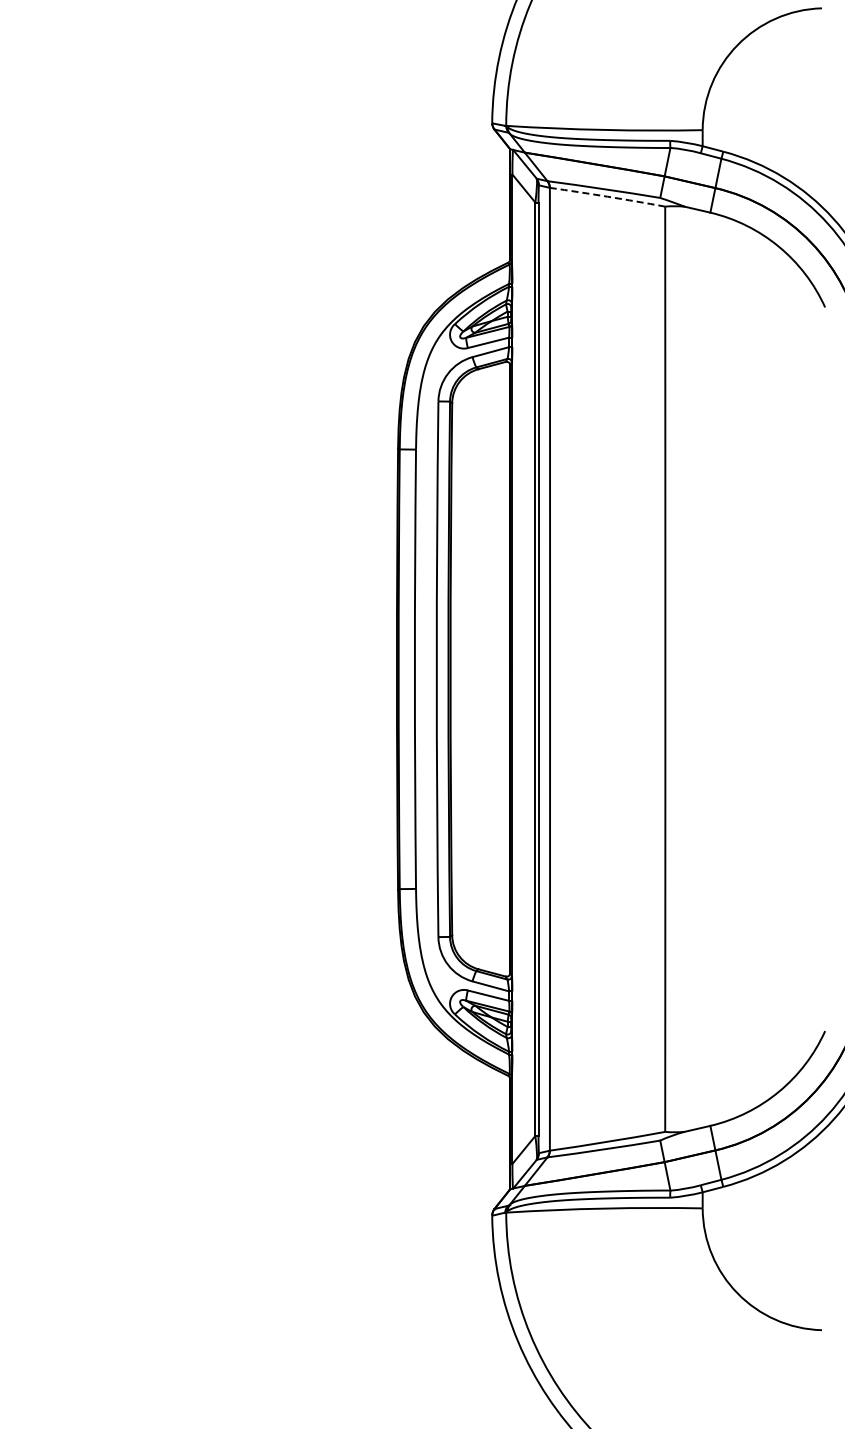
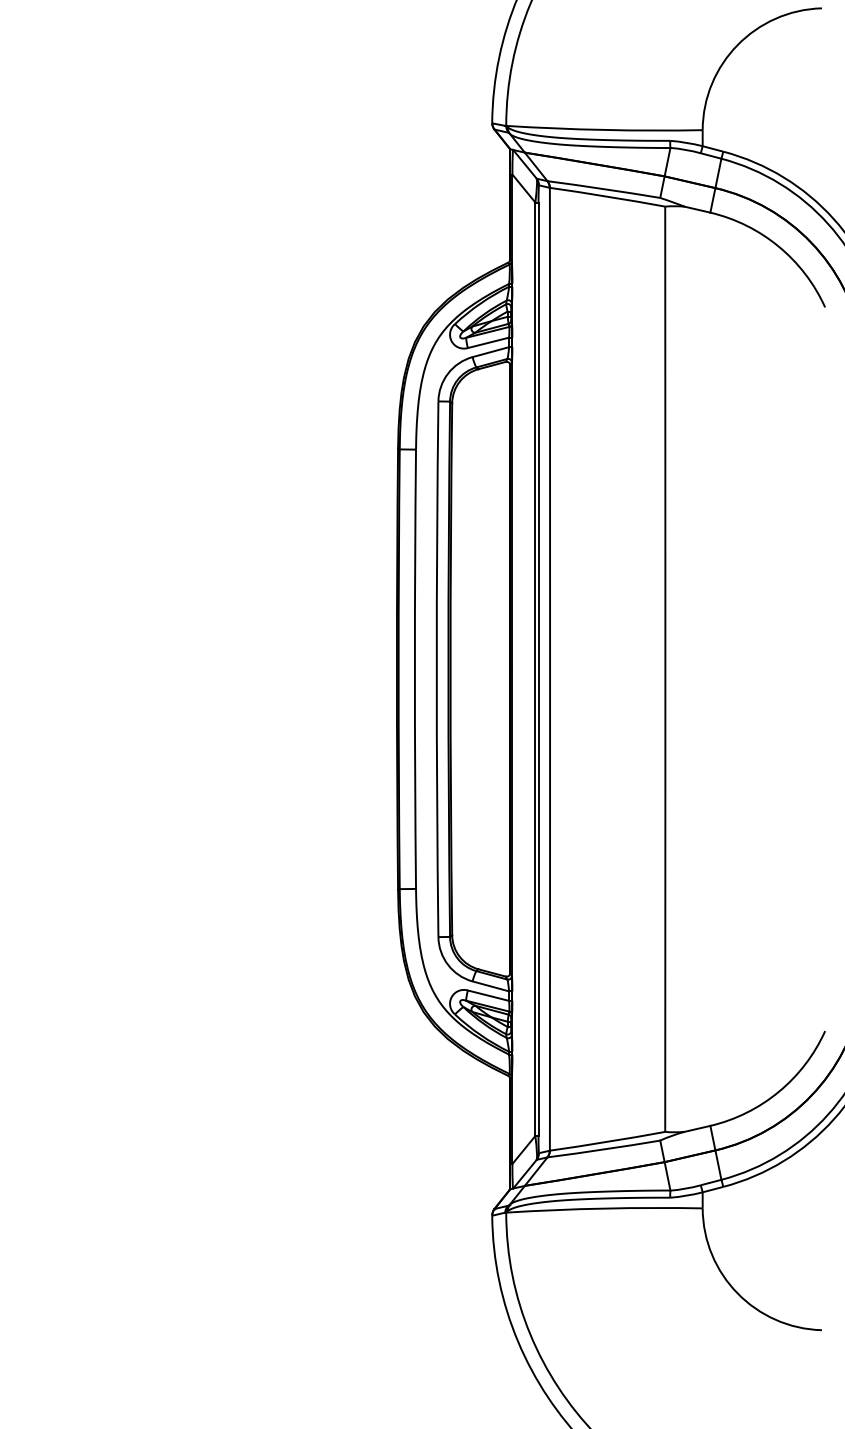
arc: dashed -> solid (607, 196)
